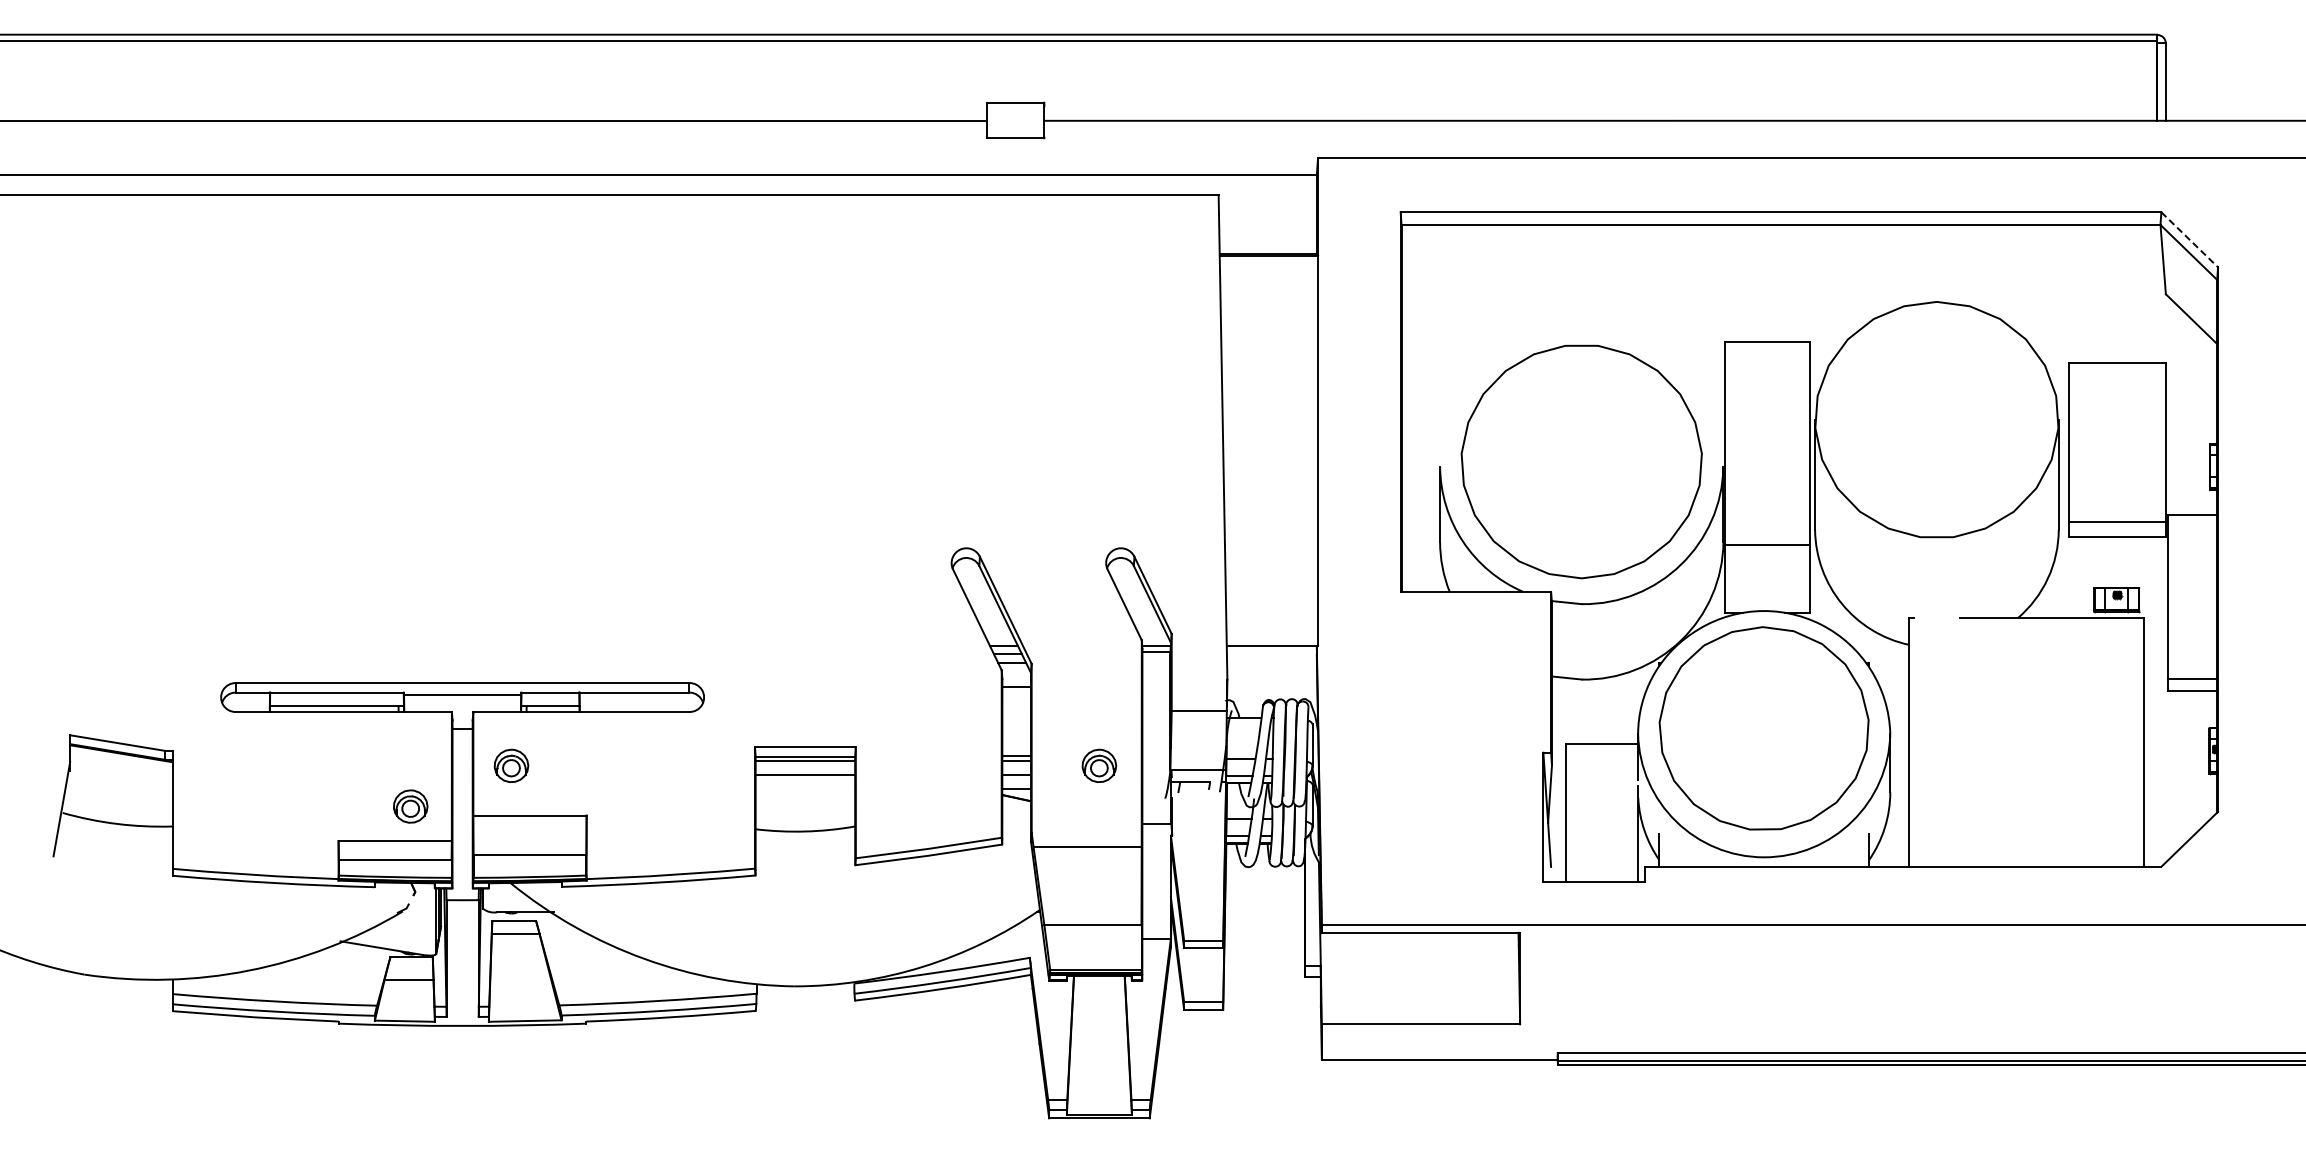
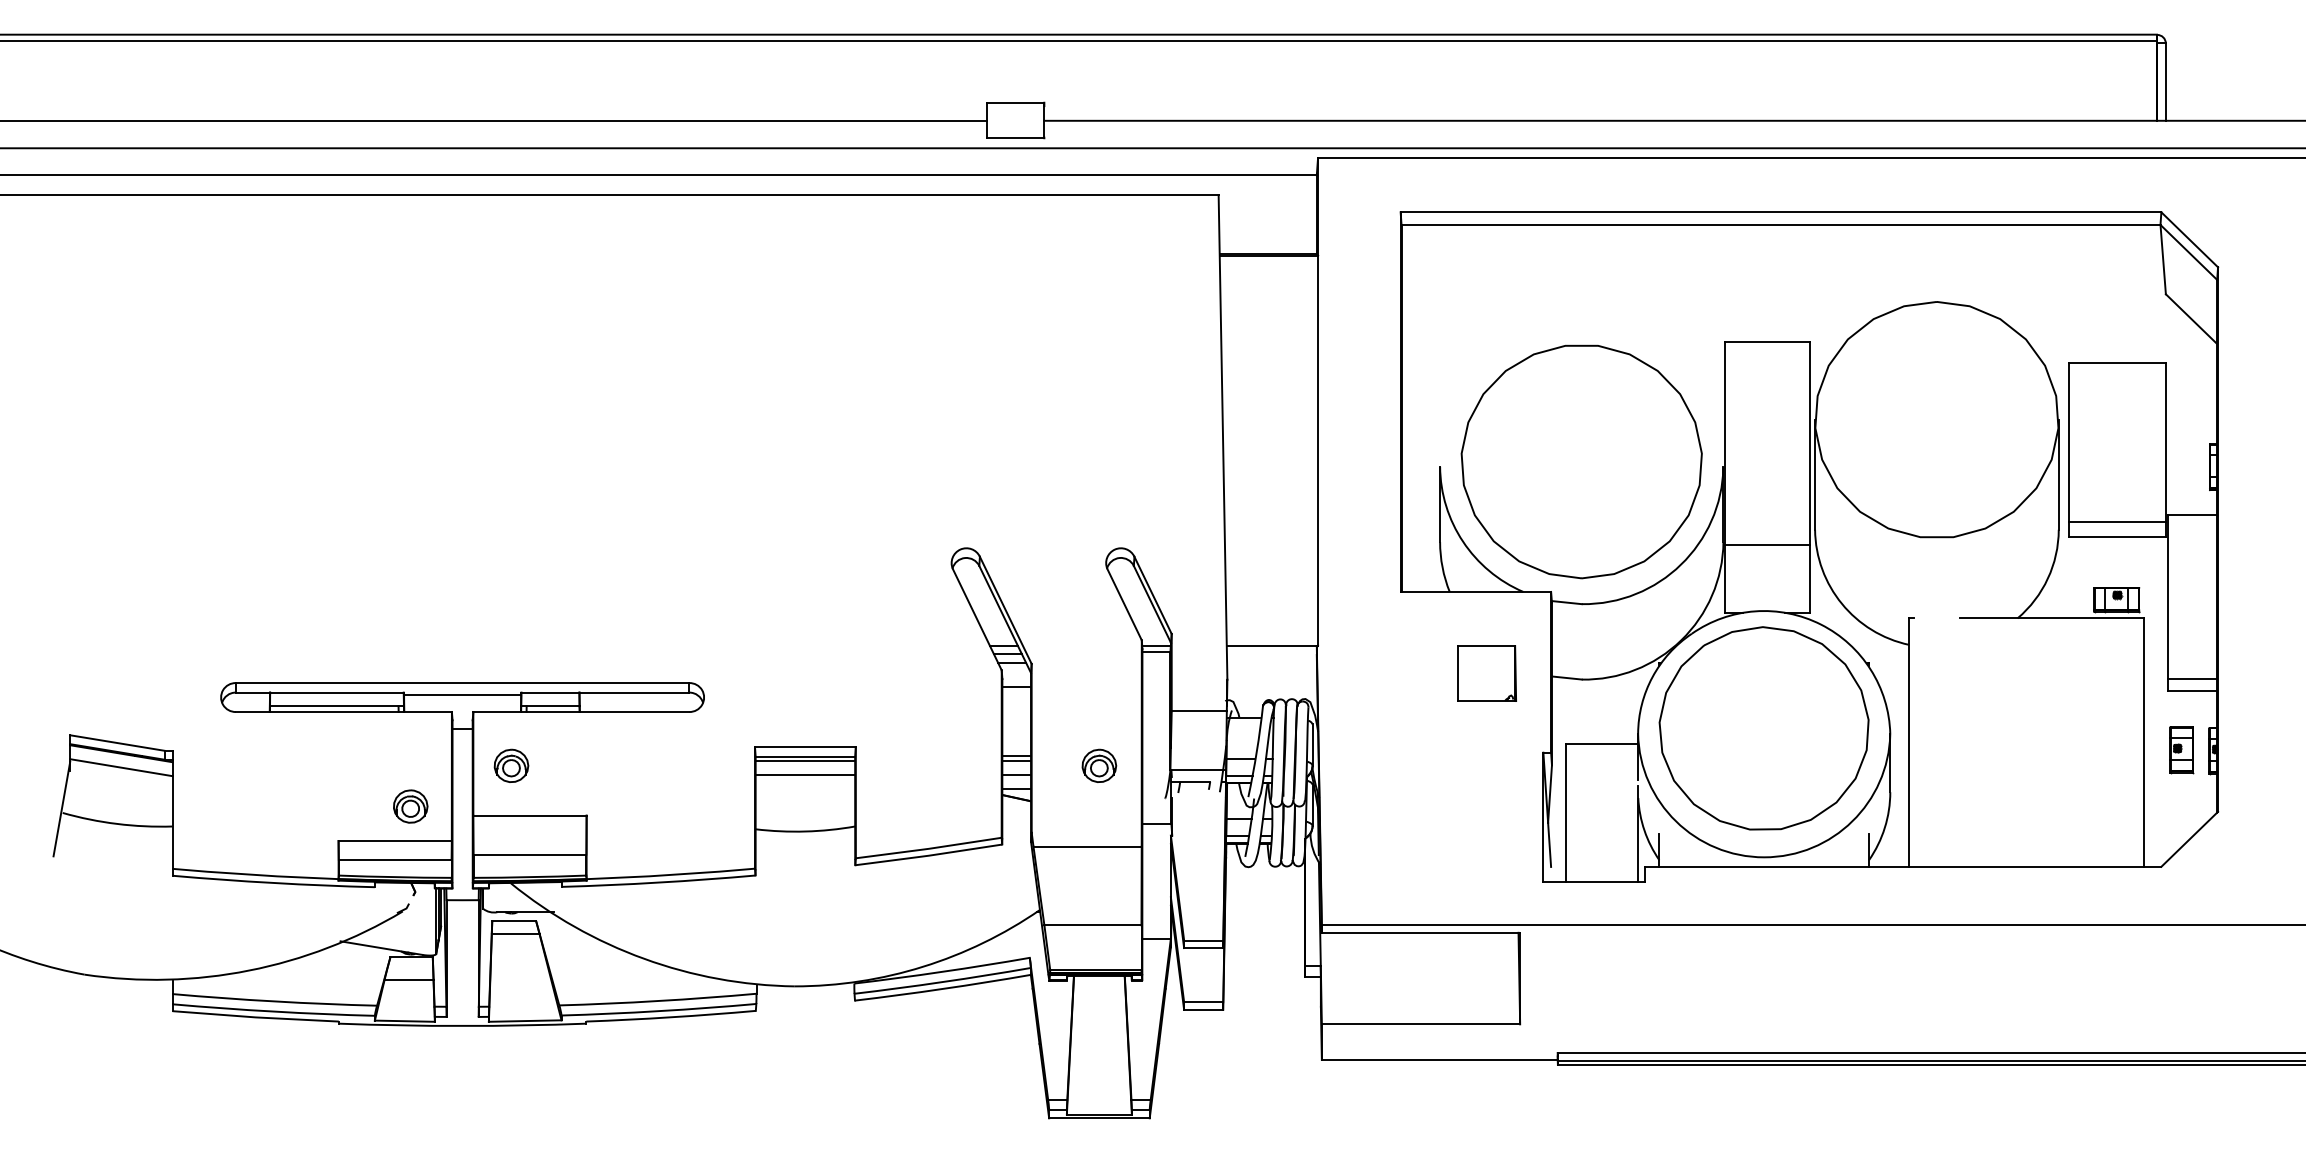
line: none -> present (1152, 148)
line: dashed -> solid (2190, 240)
part: none -> present (1486, 673)
part: none -> present (2181, 750)
line: none -> present (121, 767)
